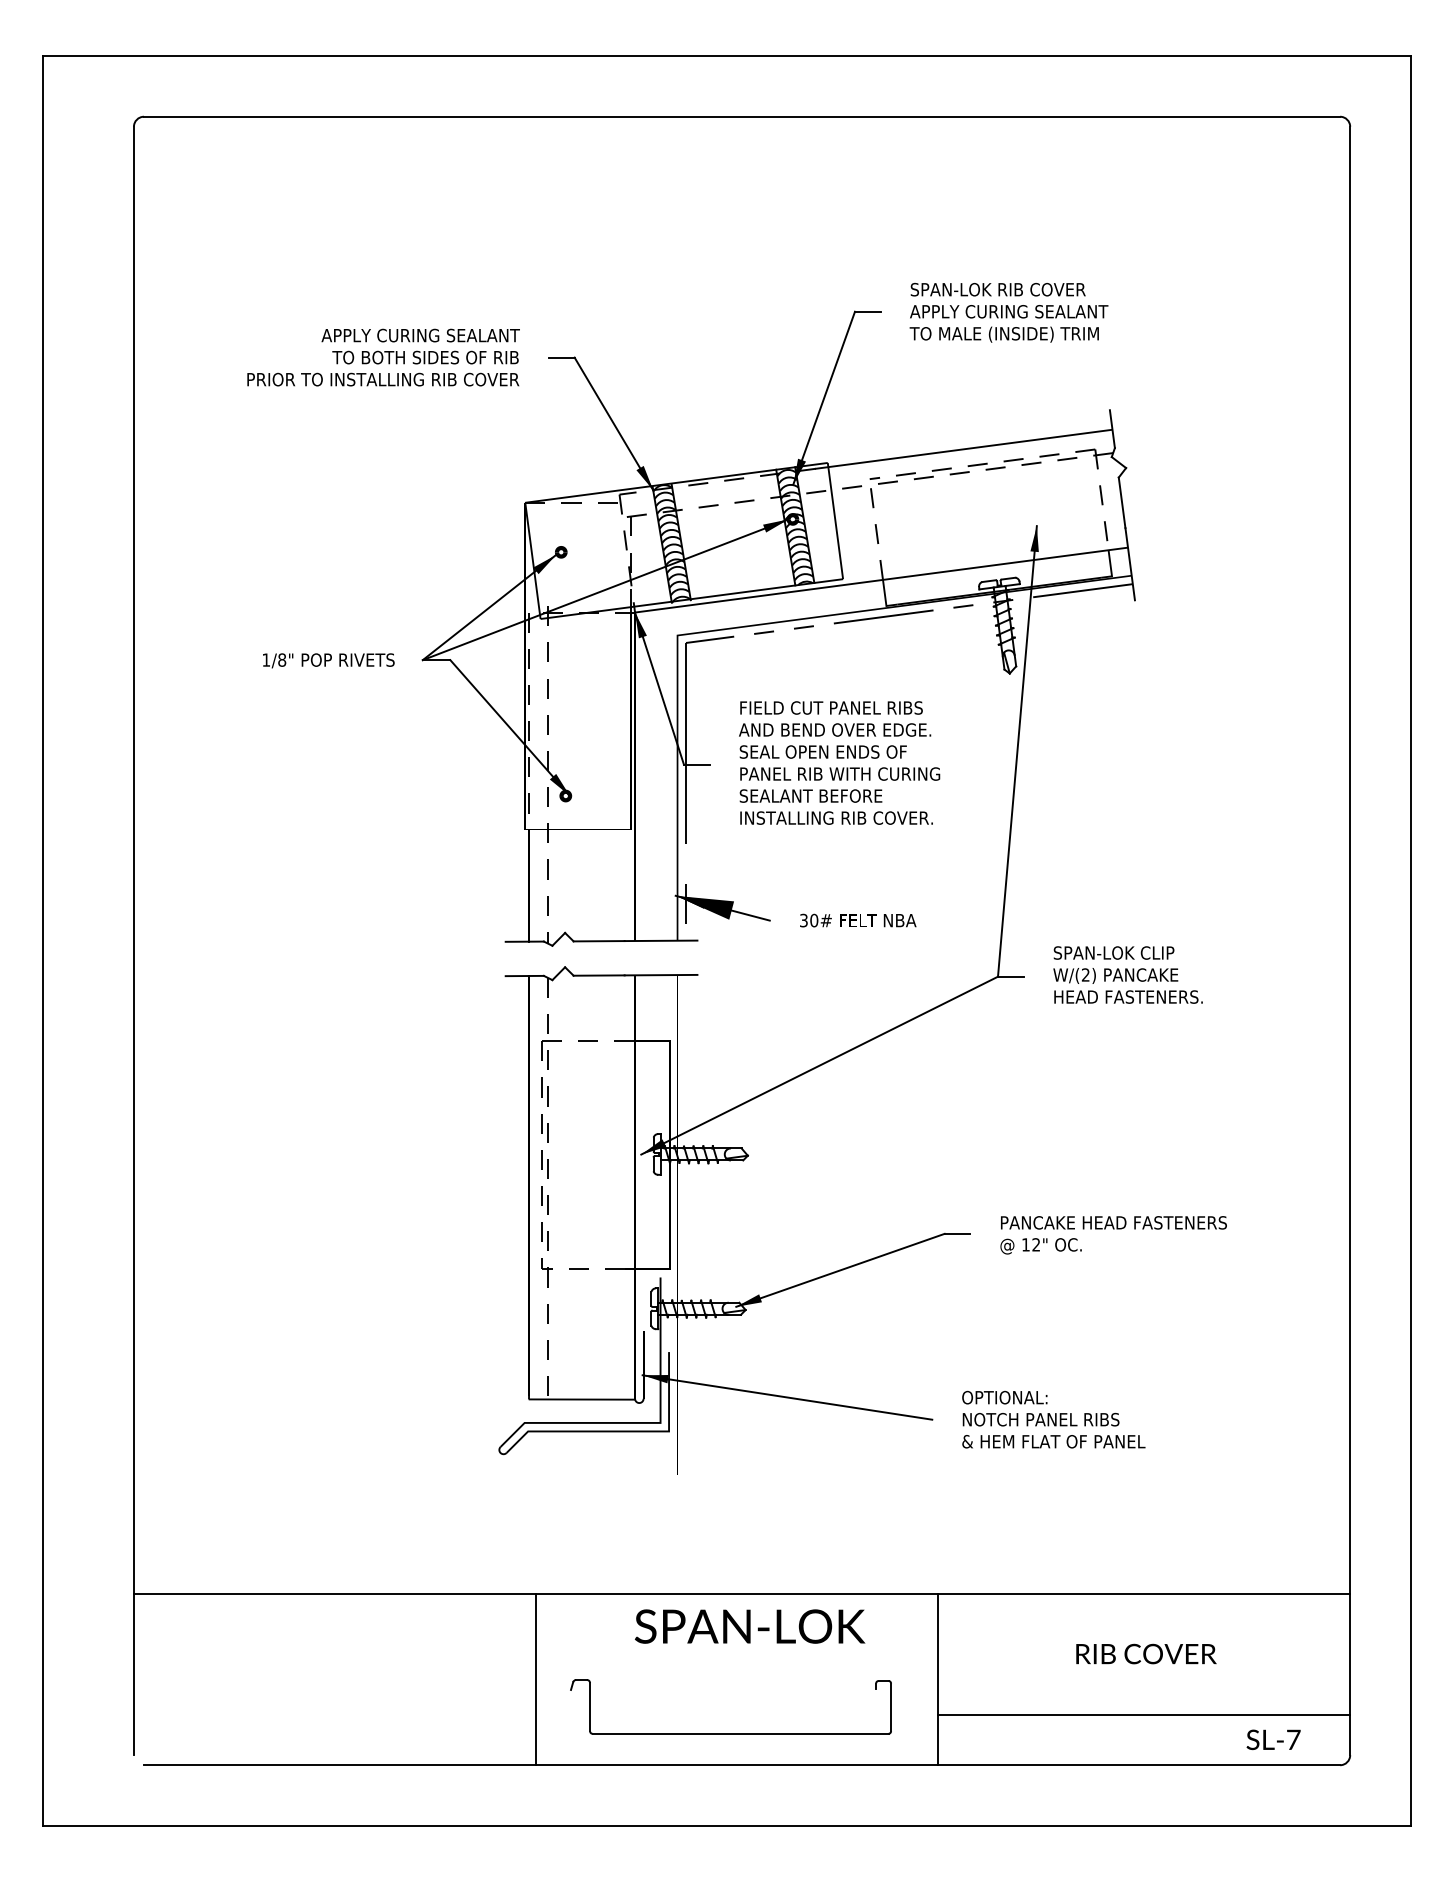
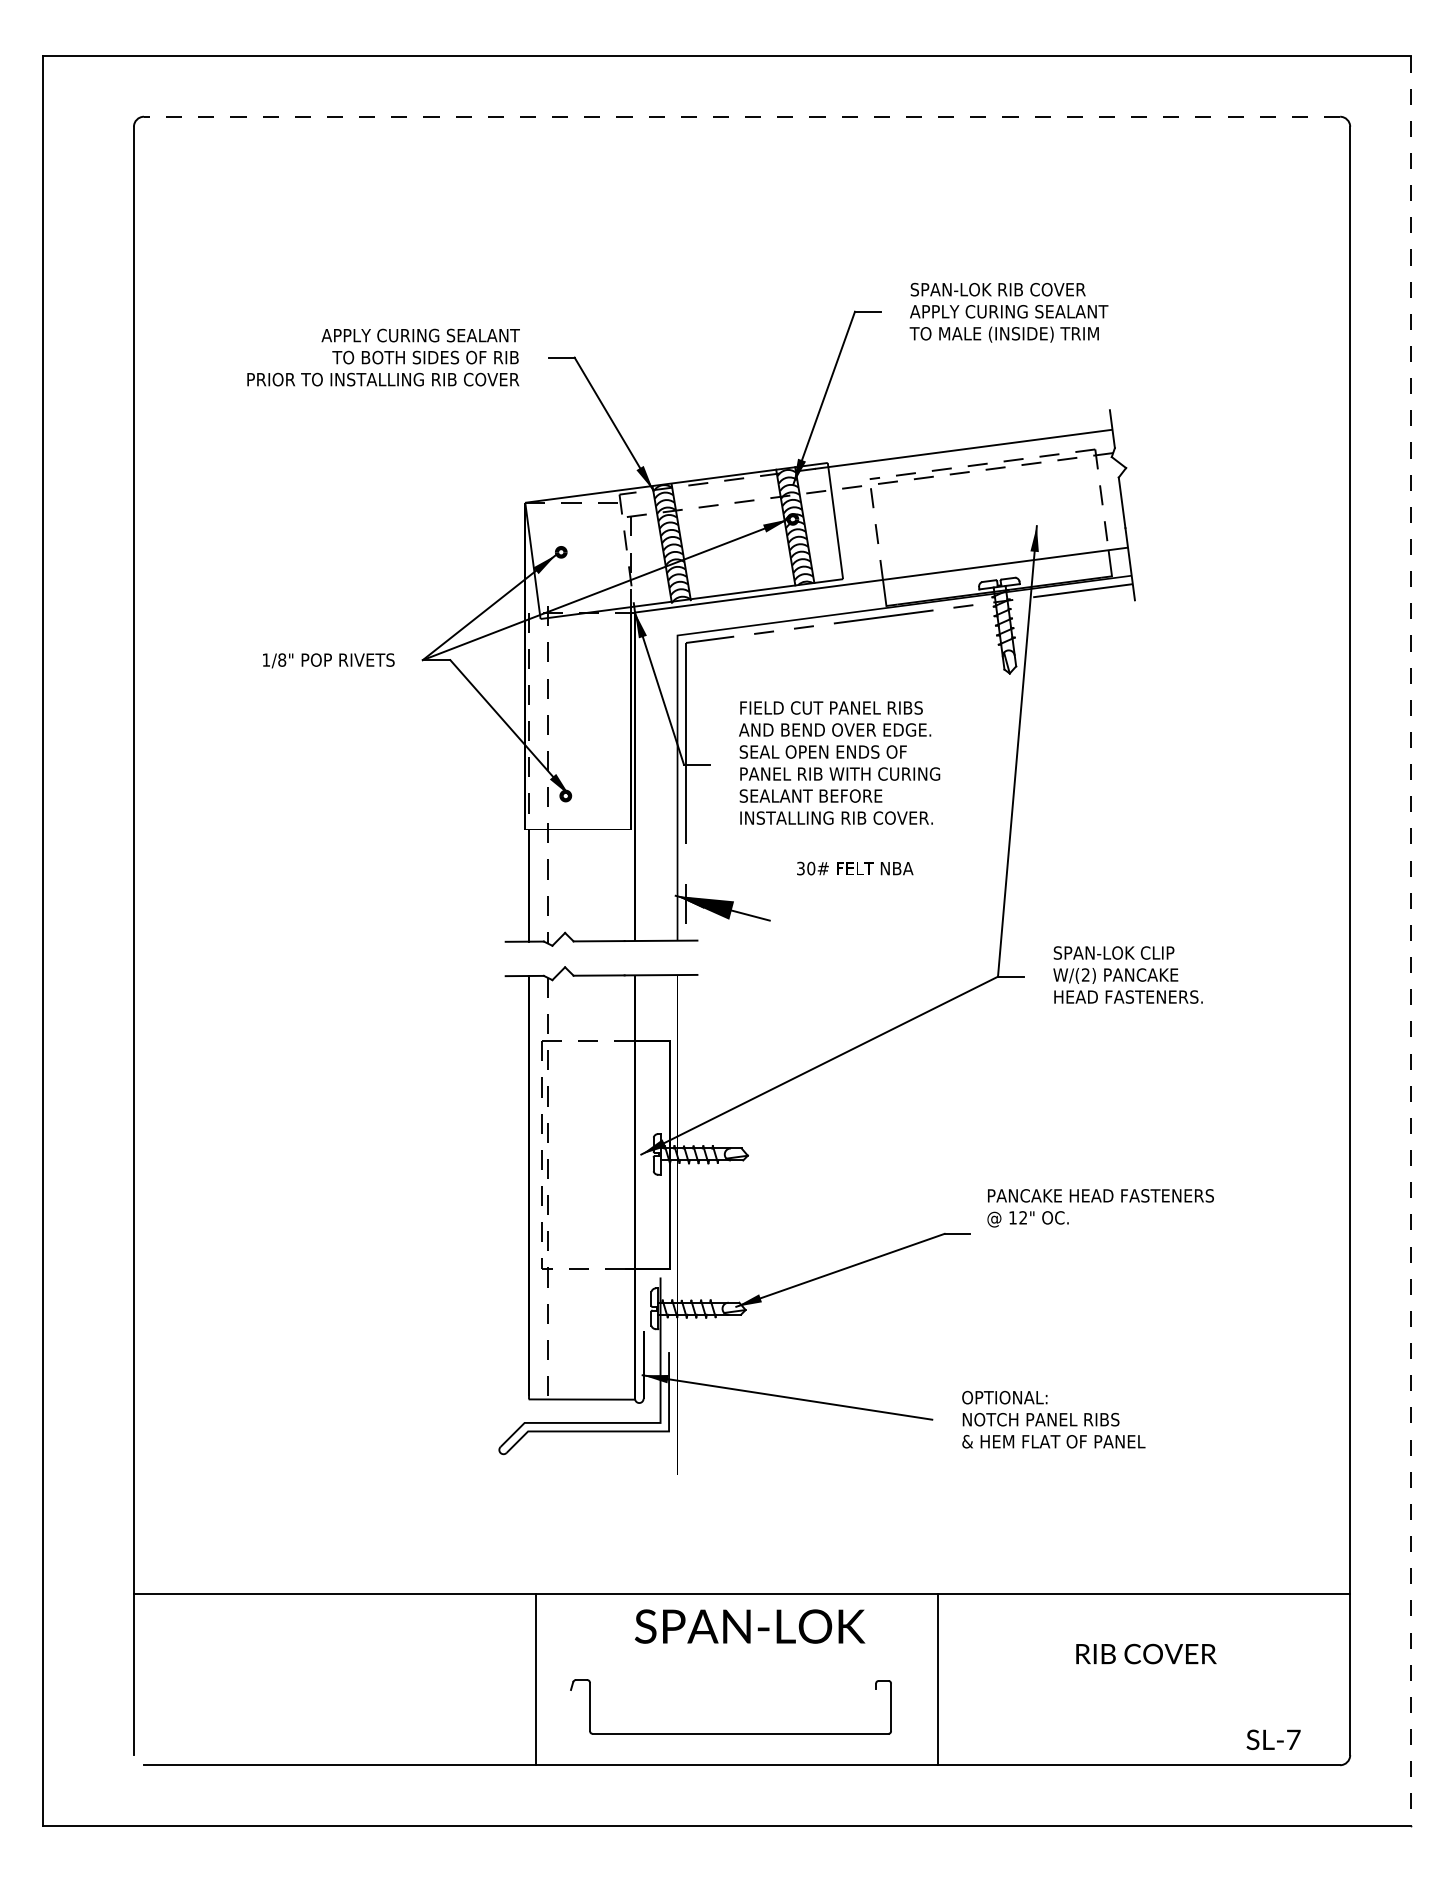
line: solid -> dashed (741, 116)
text position: (858, 920) -> (855, 868) (855, 868)
line: solid -> dashed (1410, 940)
text position: (1113, 1235) -> (1100, 1208) (1100, 1208)
line: present -> none (1144, 1714)
